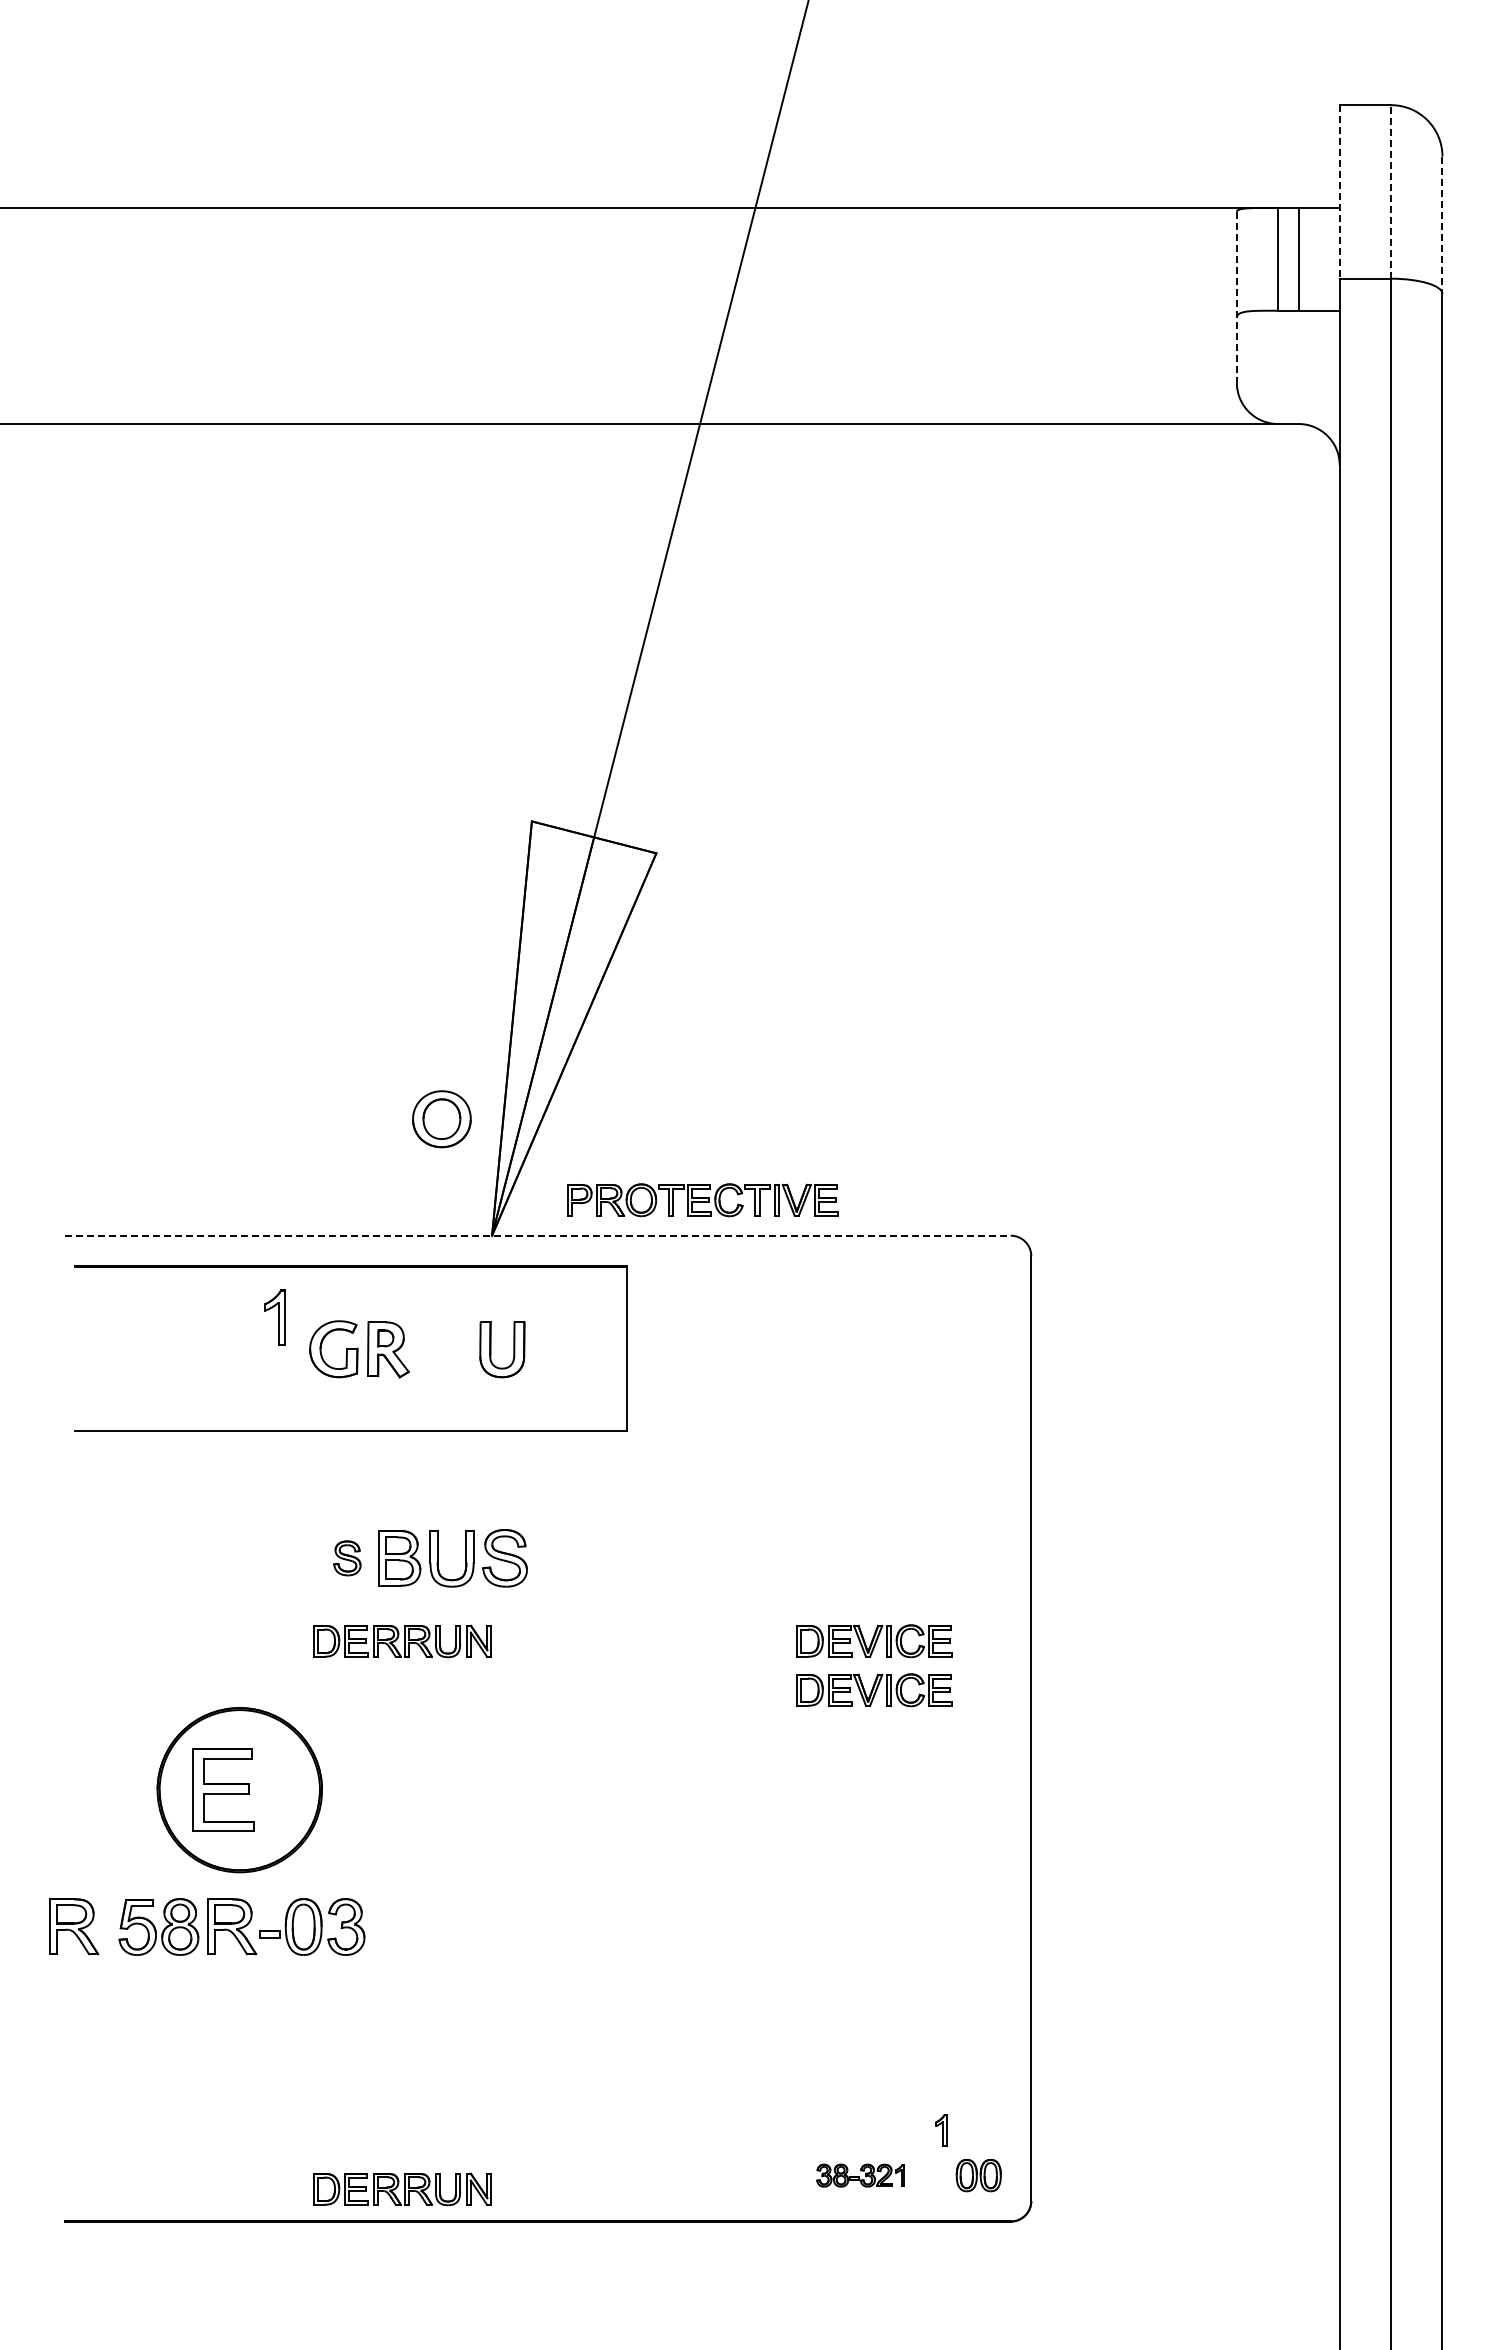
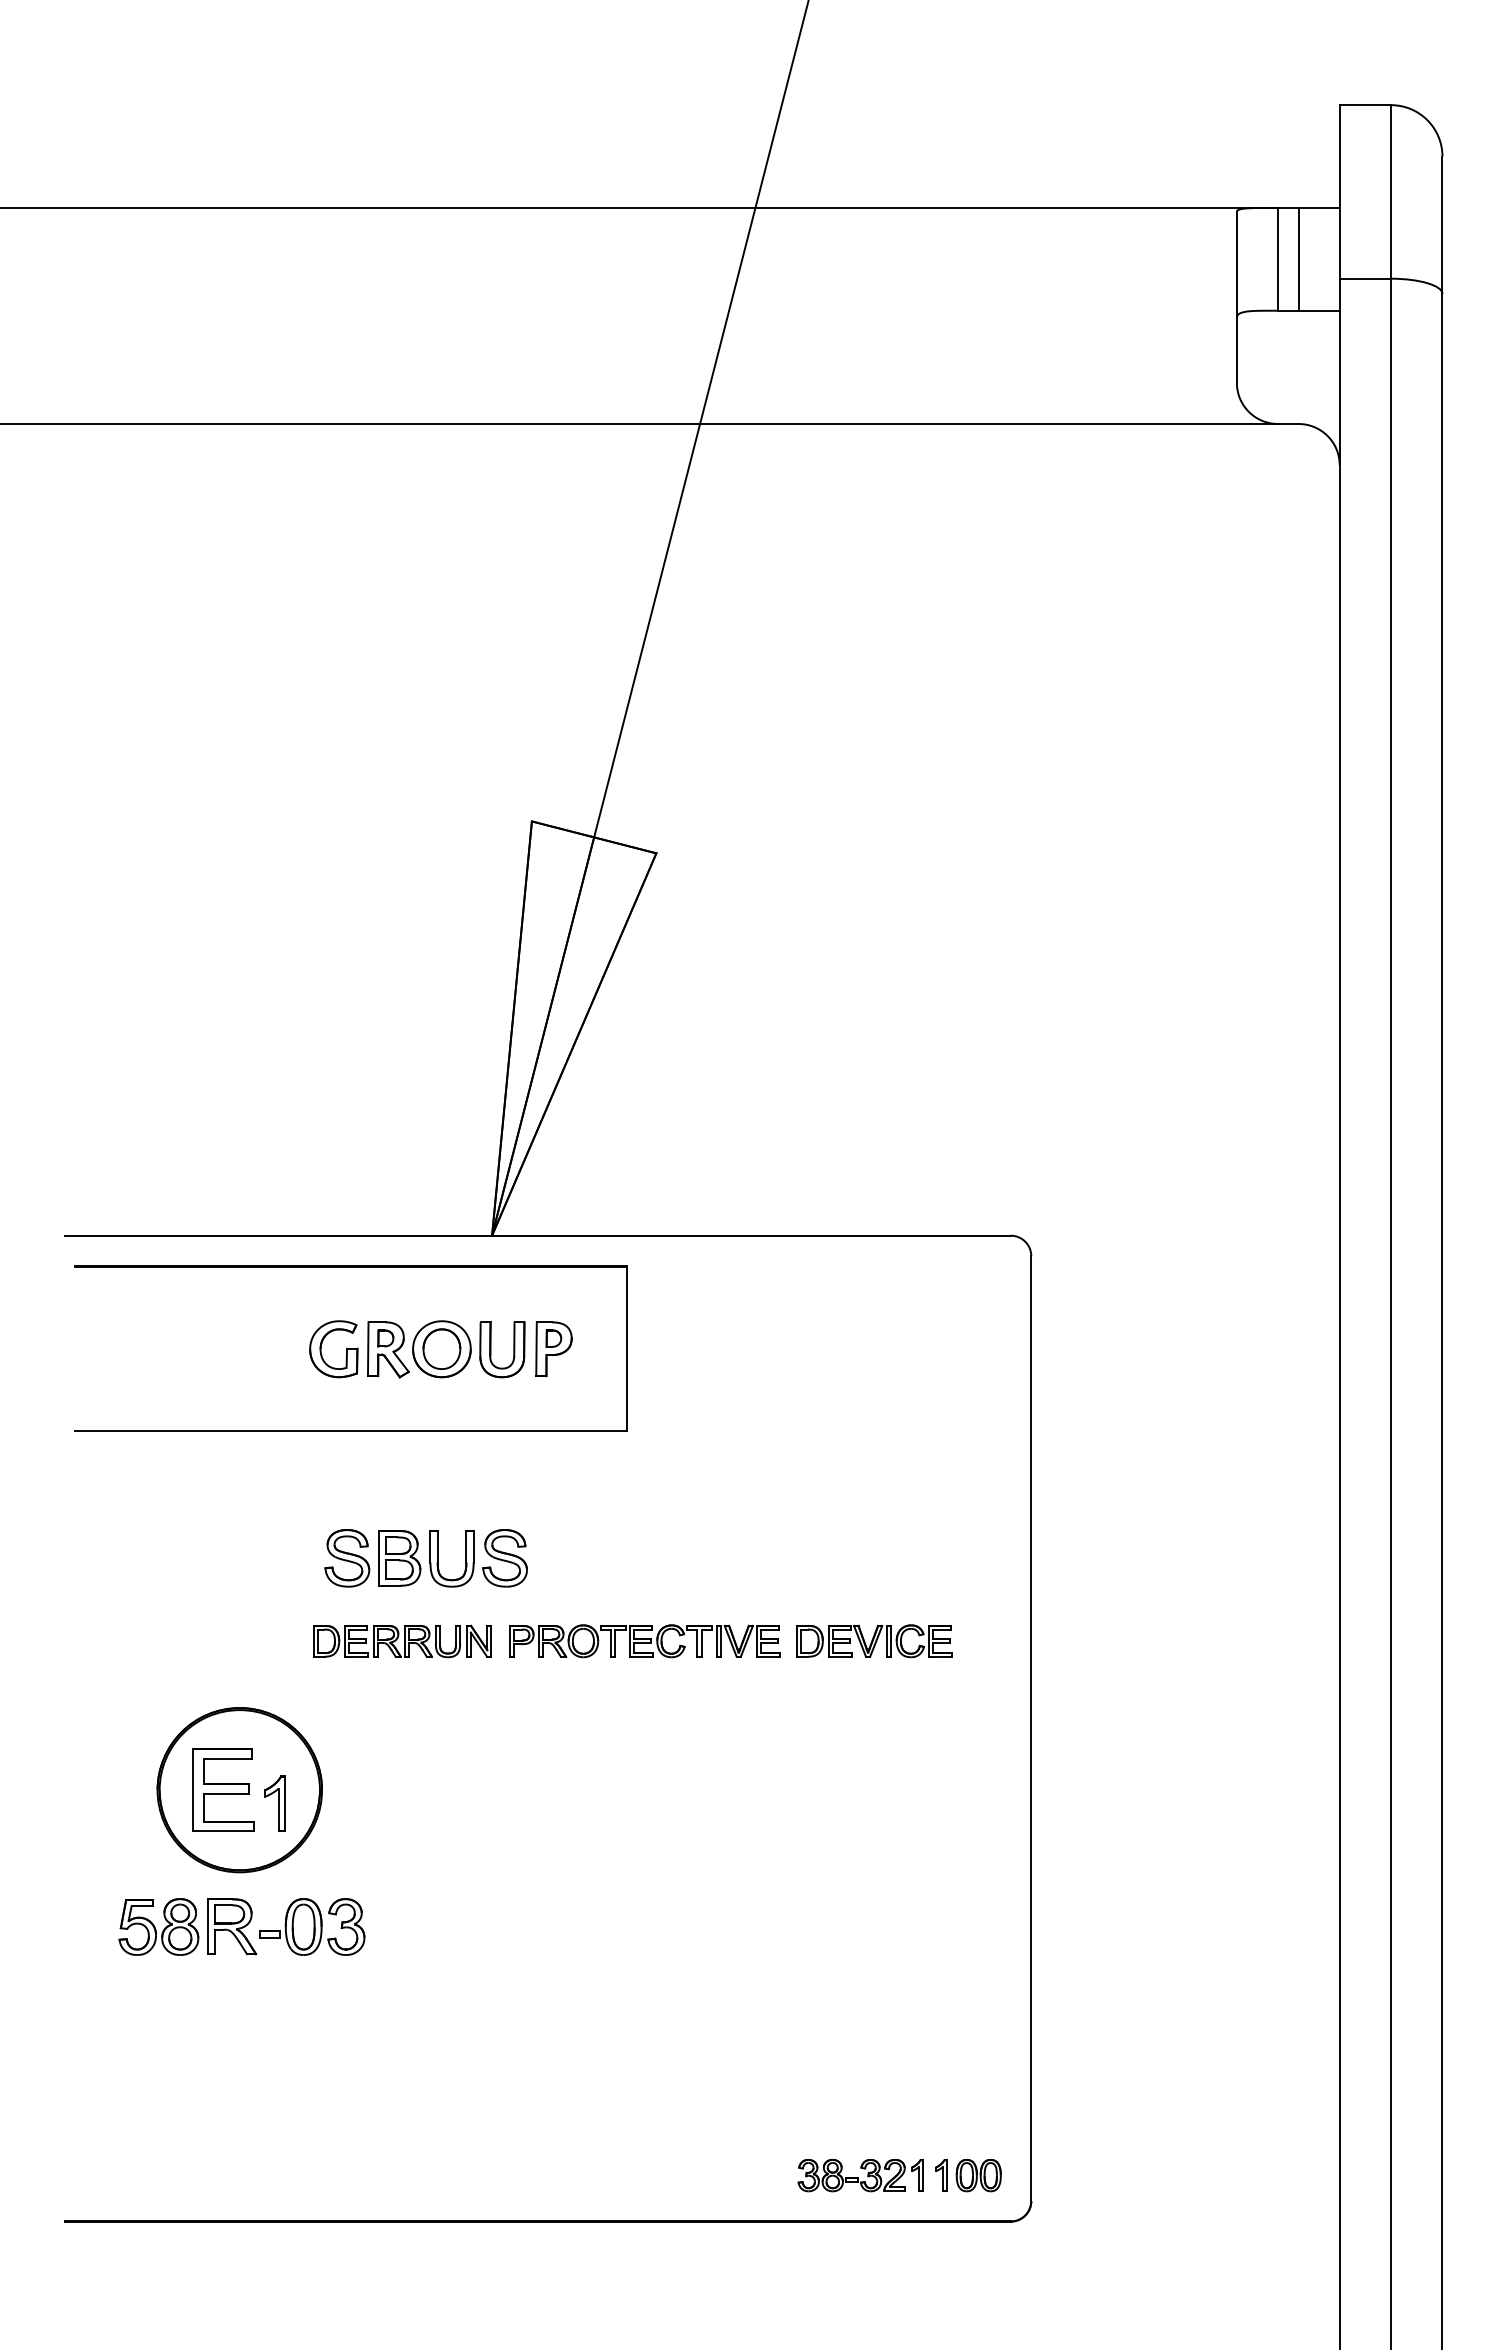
line: dashed -> solid (1339, 191)
line: dashed -> solid (1391, 191)
line: dashed -> solid (1442, 225)
line: dashed -> solid (1236, 297)
part position: (441, 1119) -> (441, 1349) (441, 1349)
part position: (702, 1200) -> (644, 1641) (644, 1641)
line: dashed -> solid (537, 1235)
part position: (274, 1317) -> (274, 1803) (274, 1803)
part: none -> present (553, 1349)
part size: 29x37 px -> 47x59 px (347, 1558)
part: present -> none (874, 1690)
part: present -> none (74, 1926)
part position: (941, 2130) -> (941, 2175) (941, 2175)
part size: 89x25 px -> 127x34 px (860, 2175)
part: present -> none (402, 2189)
